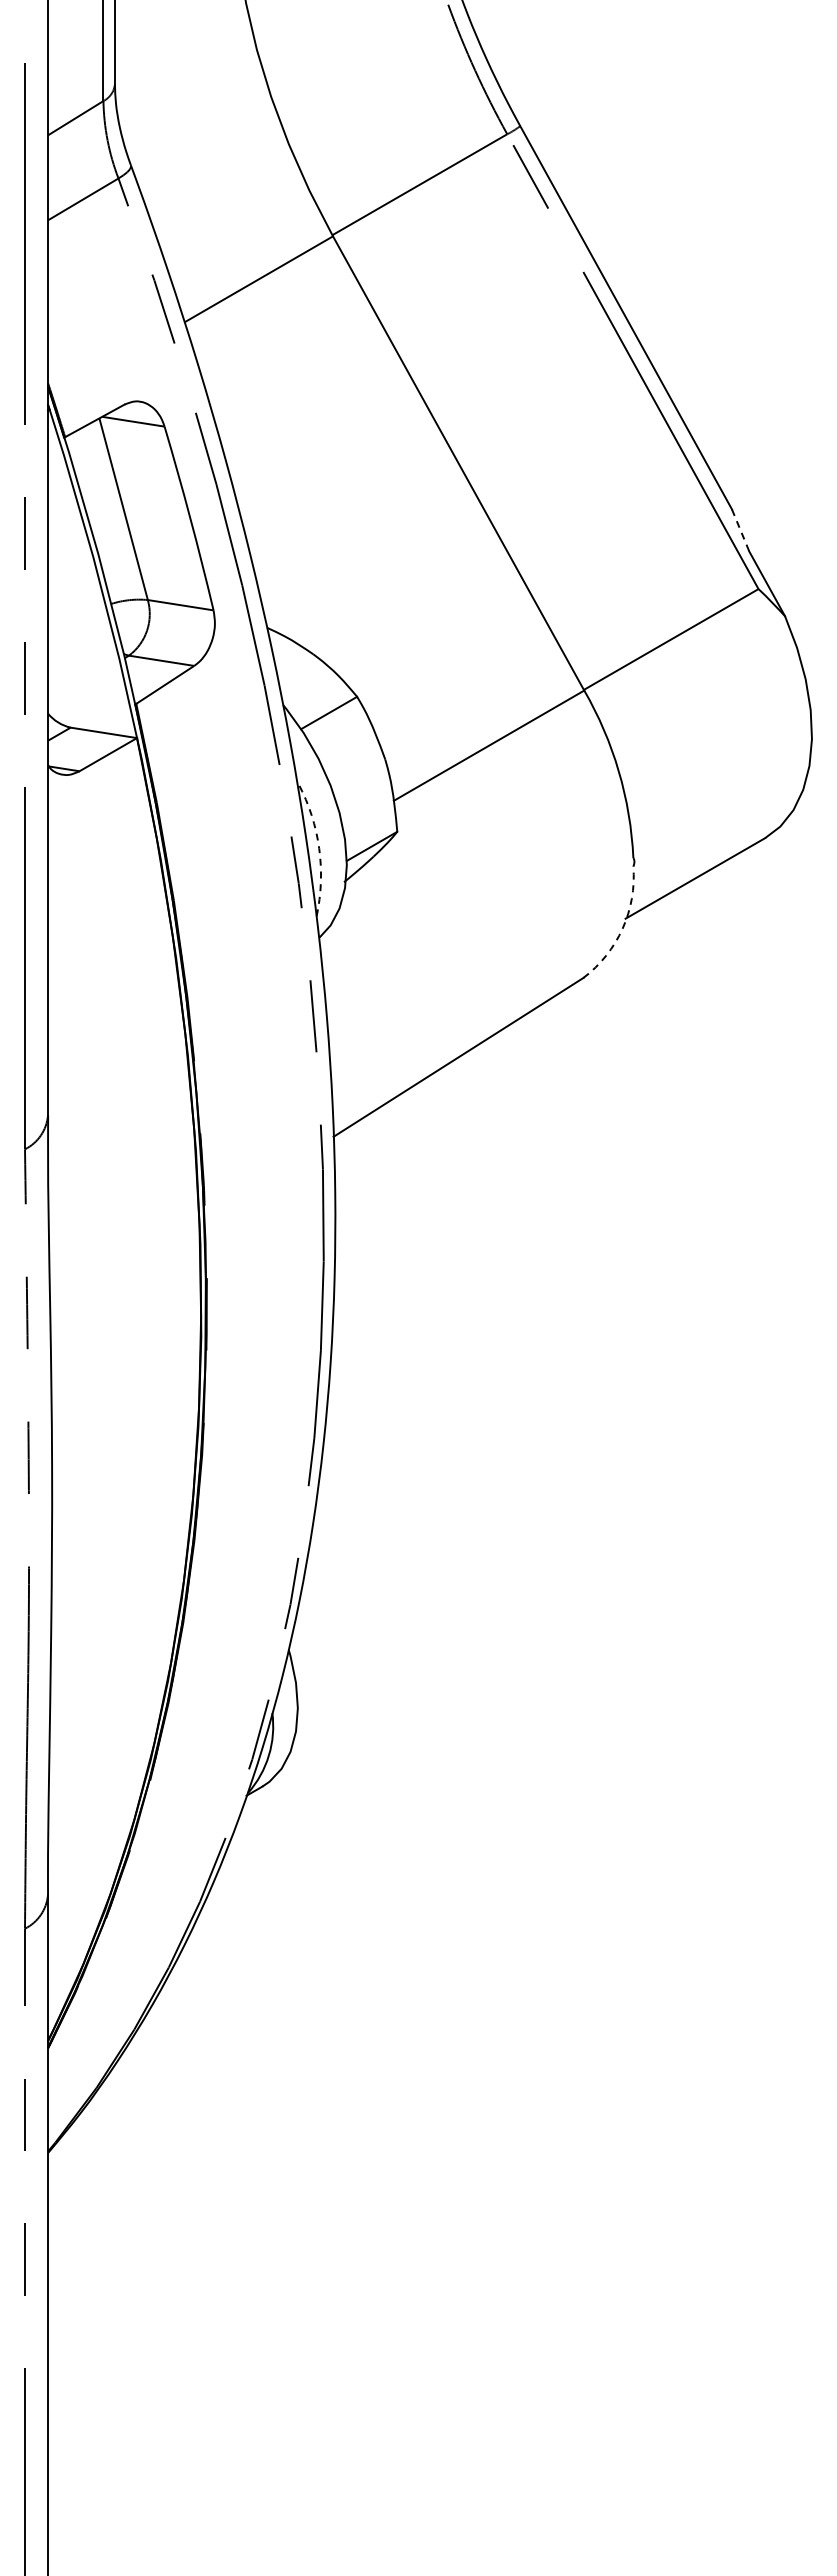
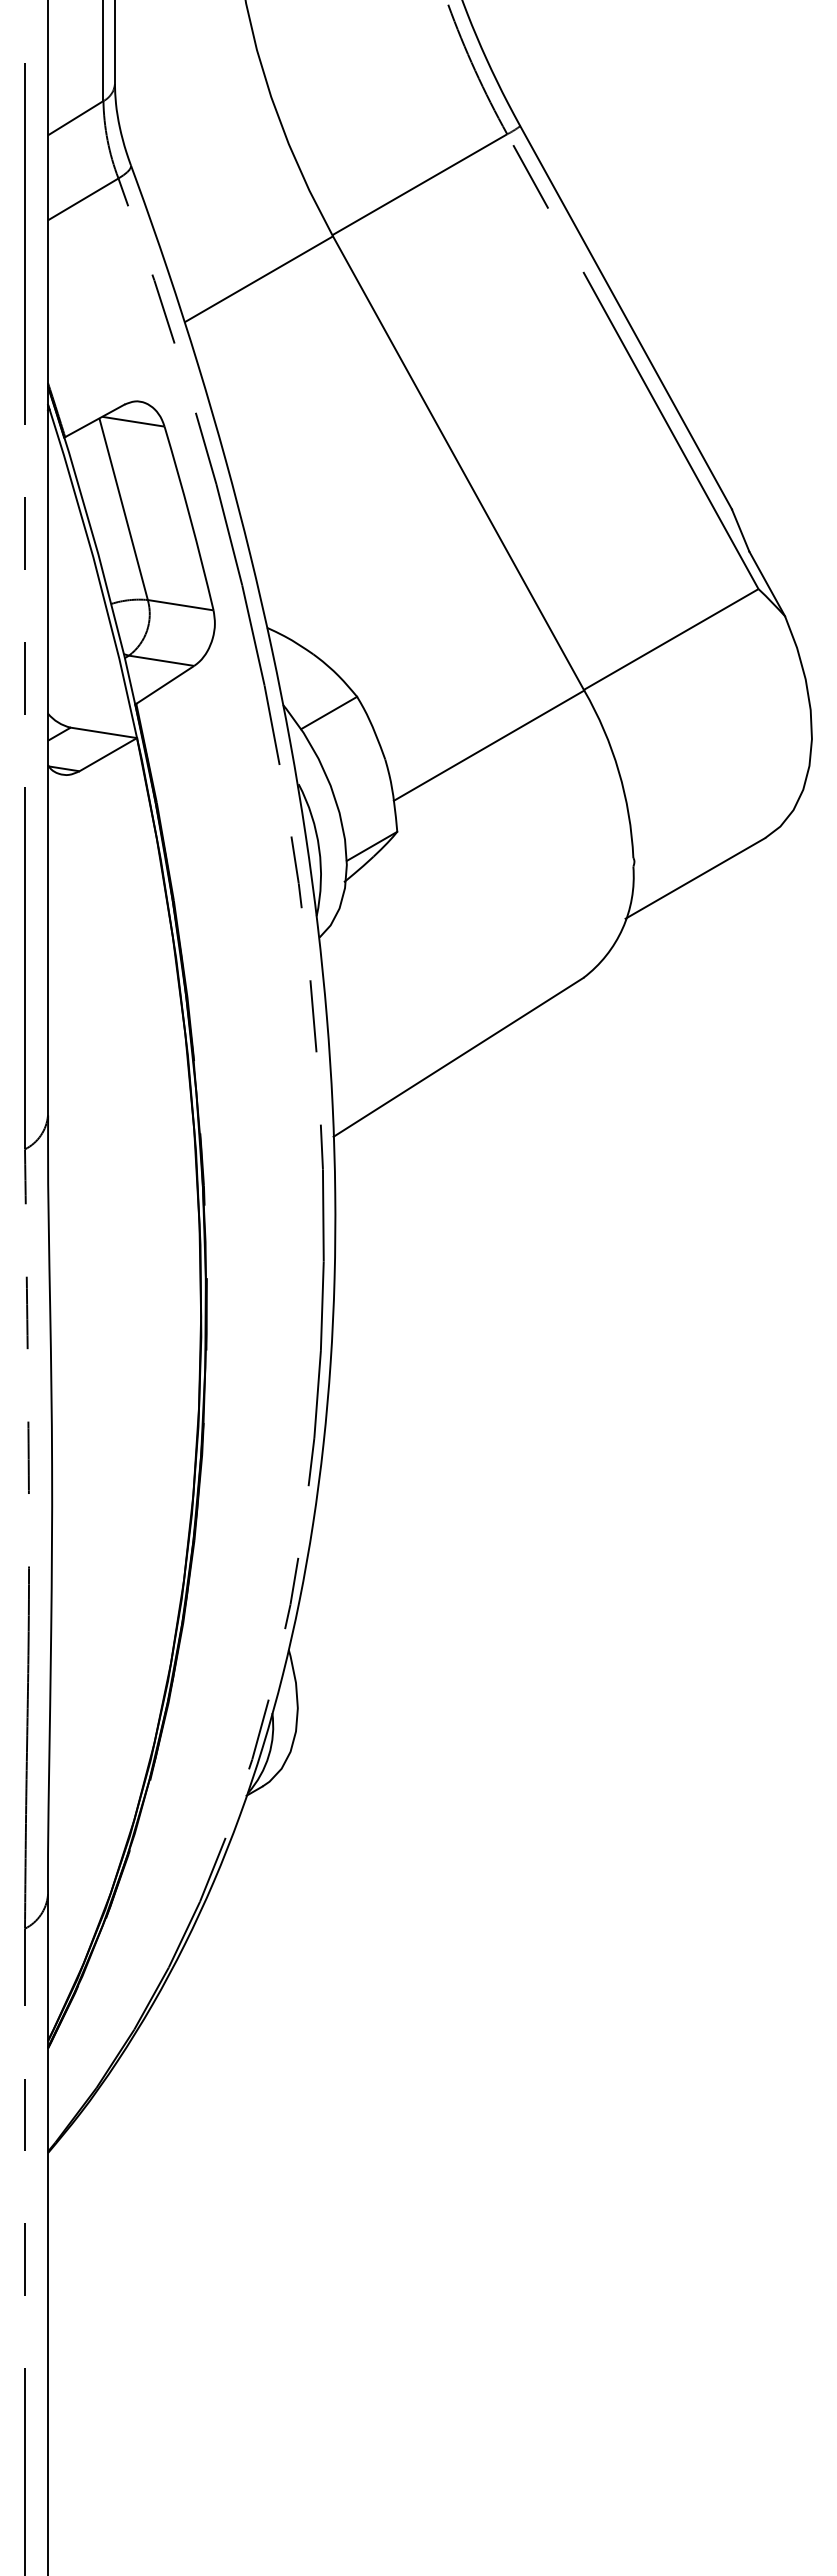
line: dashed -> solid (740, 530)
arc: dashed -> solid (319, 848)
arc: dashed -> solid (622, 928)
